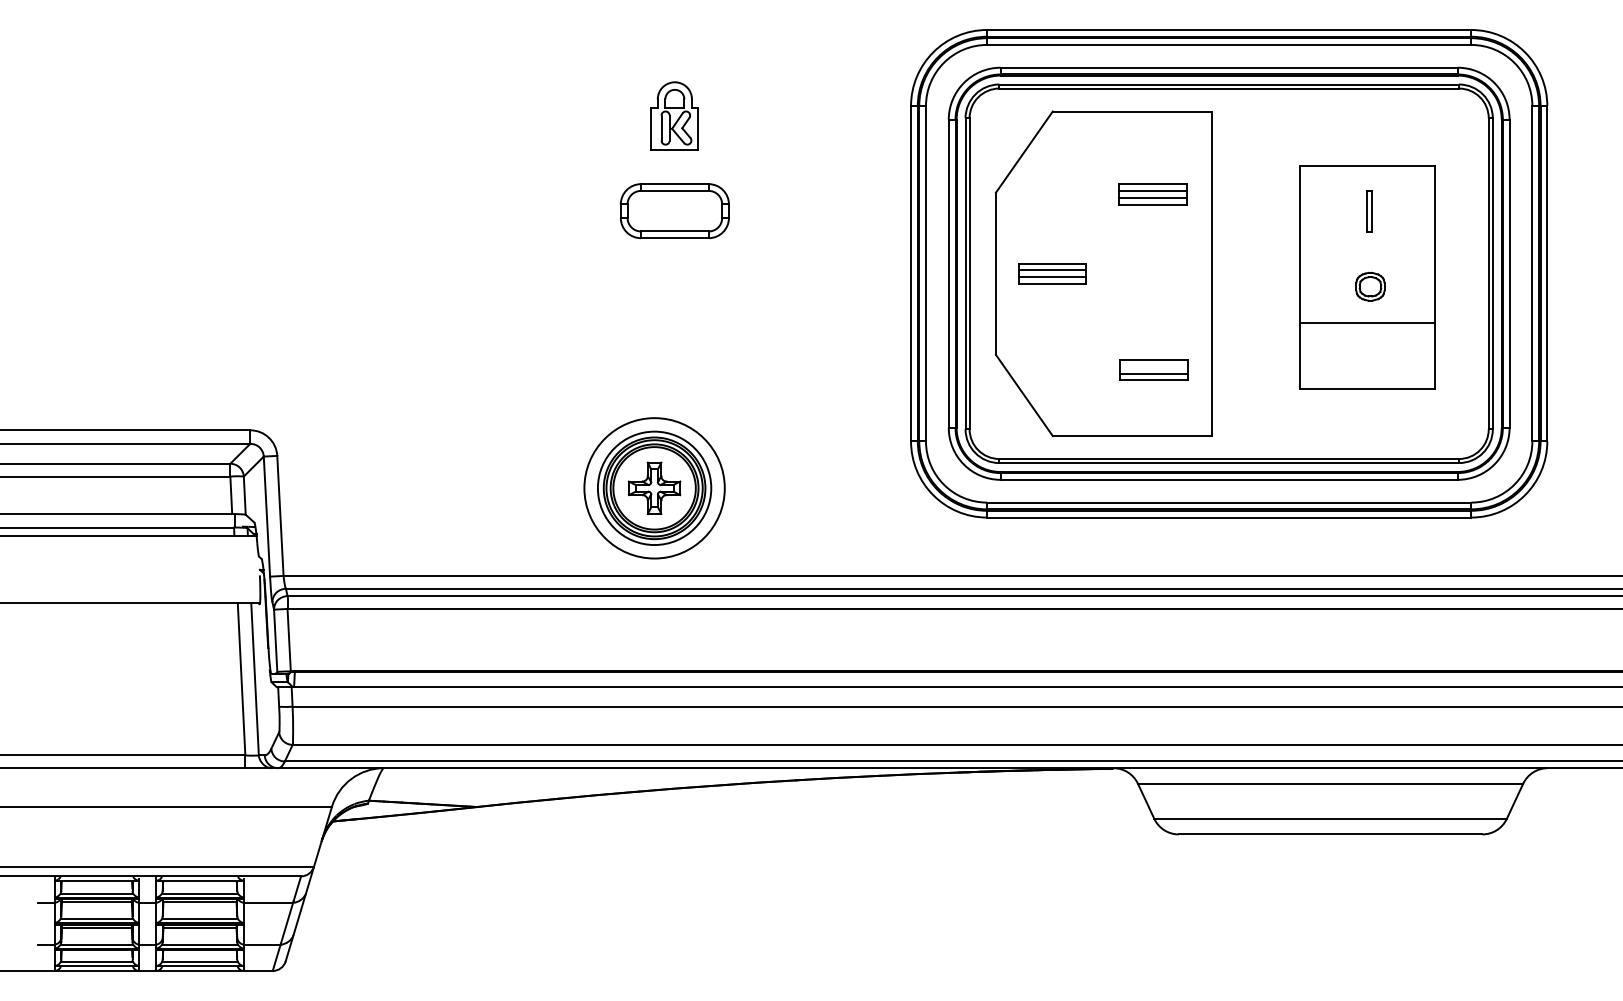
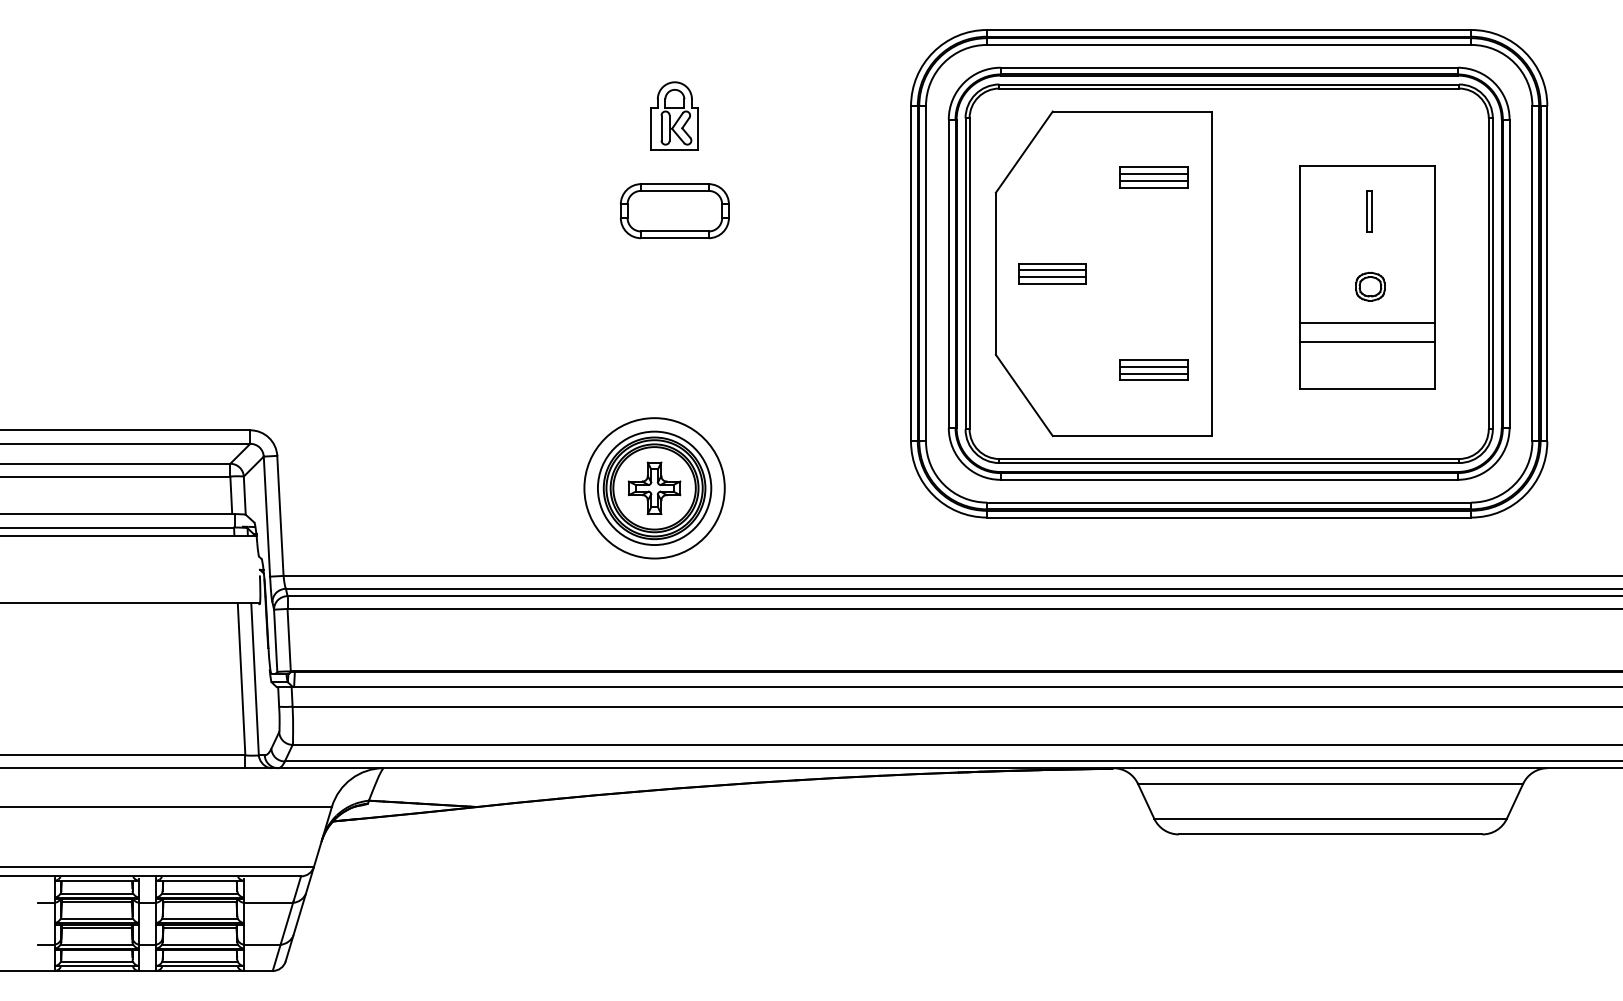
part position: (1152, 194) -> (1153, 177) (1153, 177)
line: none -> present (1367, 341)
line: none -> present (1154, 366)
